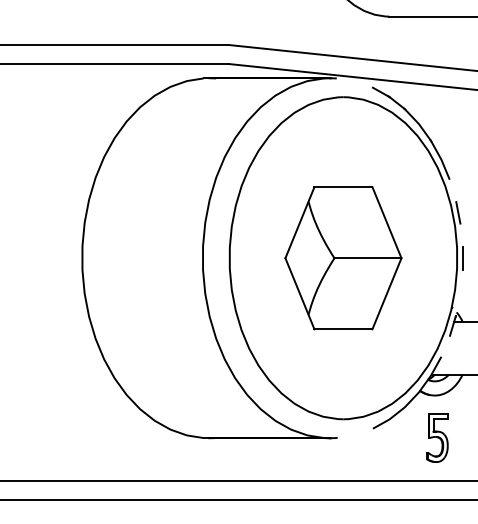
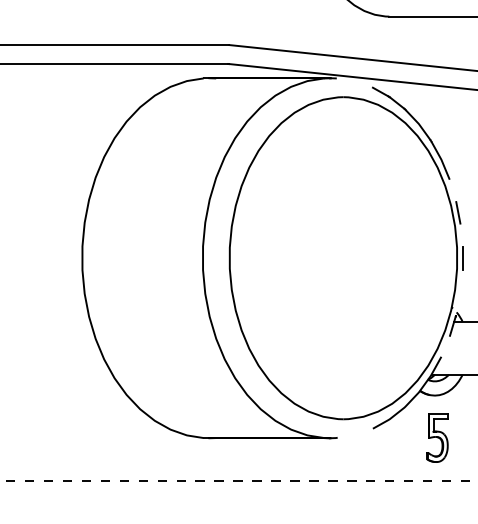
part: present -> none (343, 258)
line: solid -> dashed (239, 480)
line: present -> none (238, 499)
